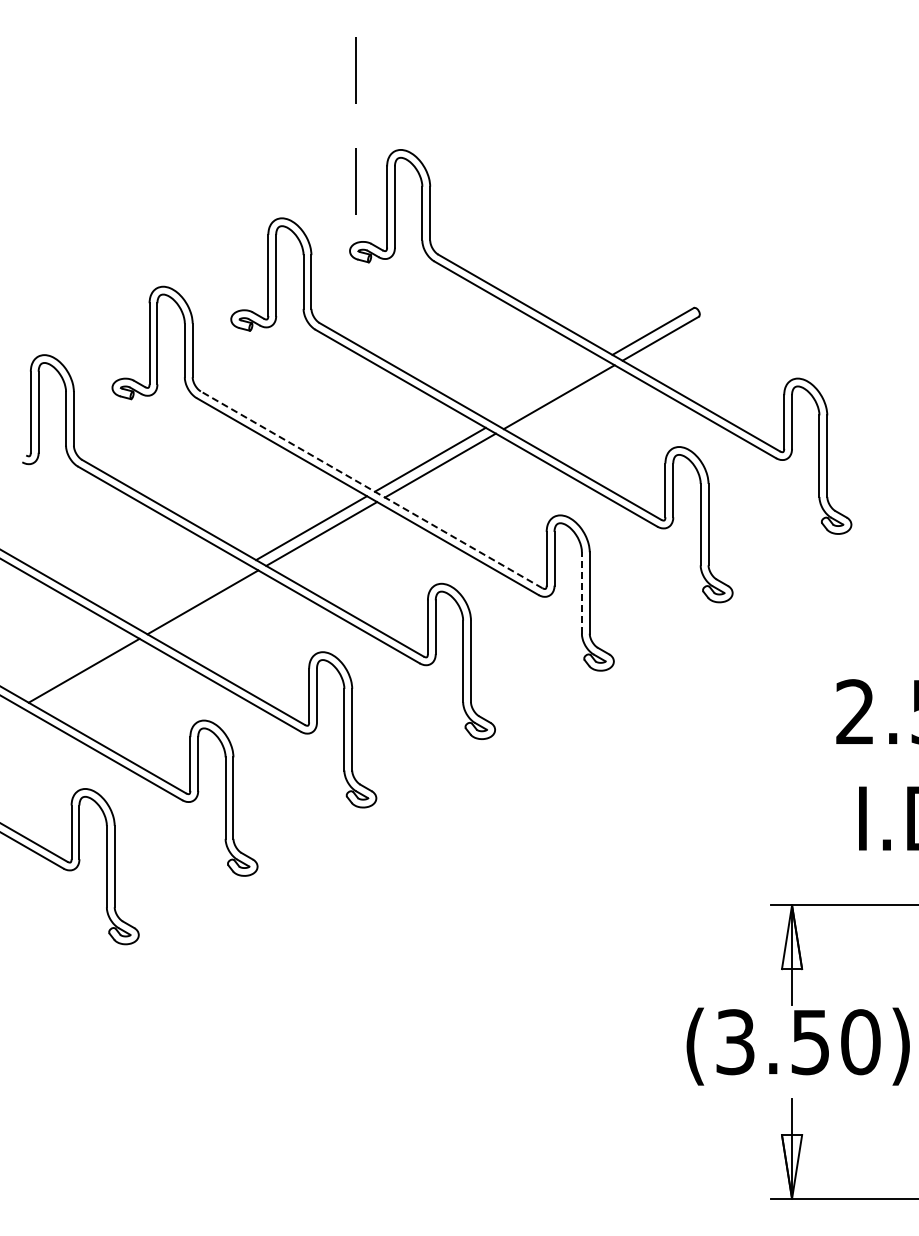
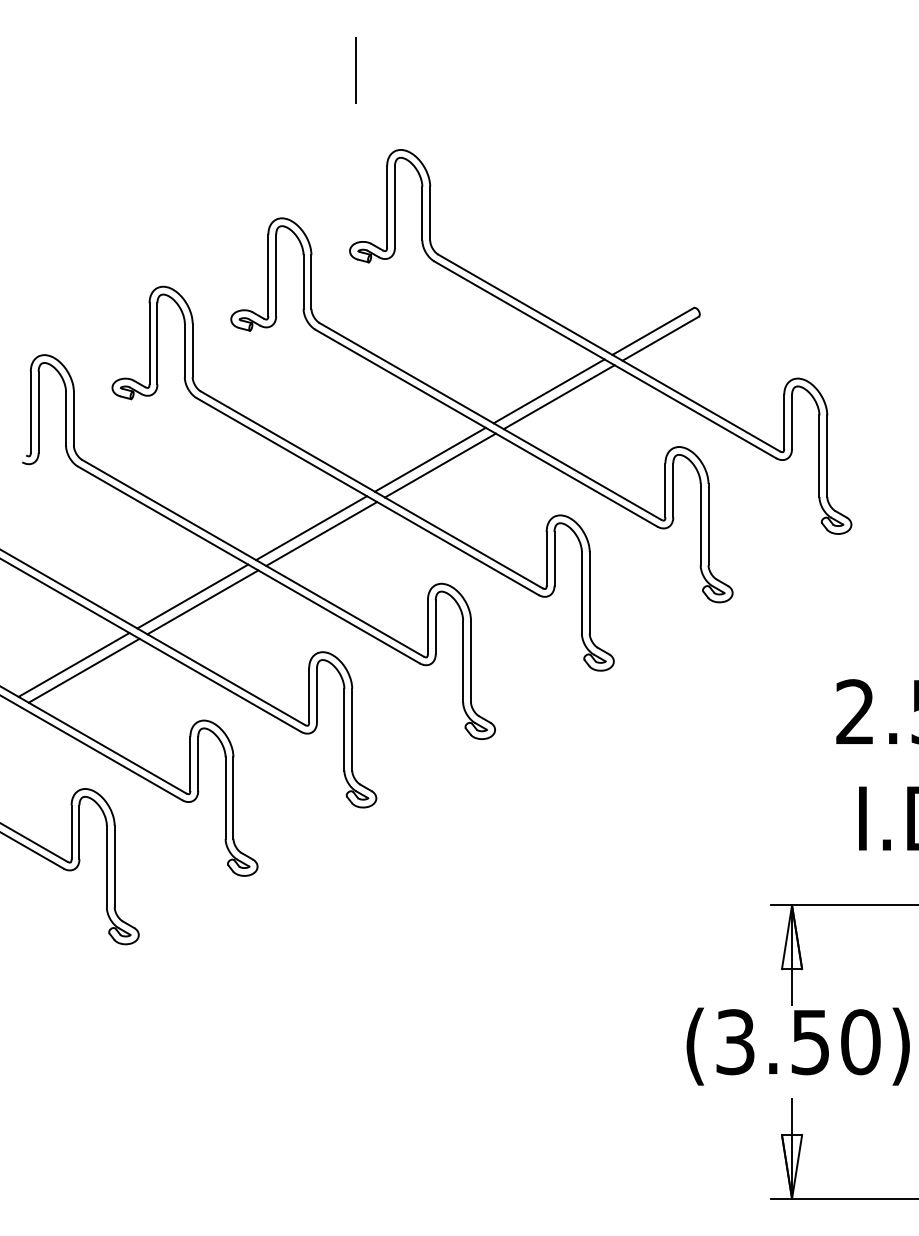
line: present -> none (355, 181)
line: none -> present (548, 391)
line: dashed -> solid (371, 489)
line: dashed -> solid (581, 592)
line: none -> present (192, 596)
line: none -> present (73, 664)
